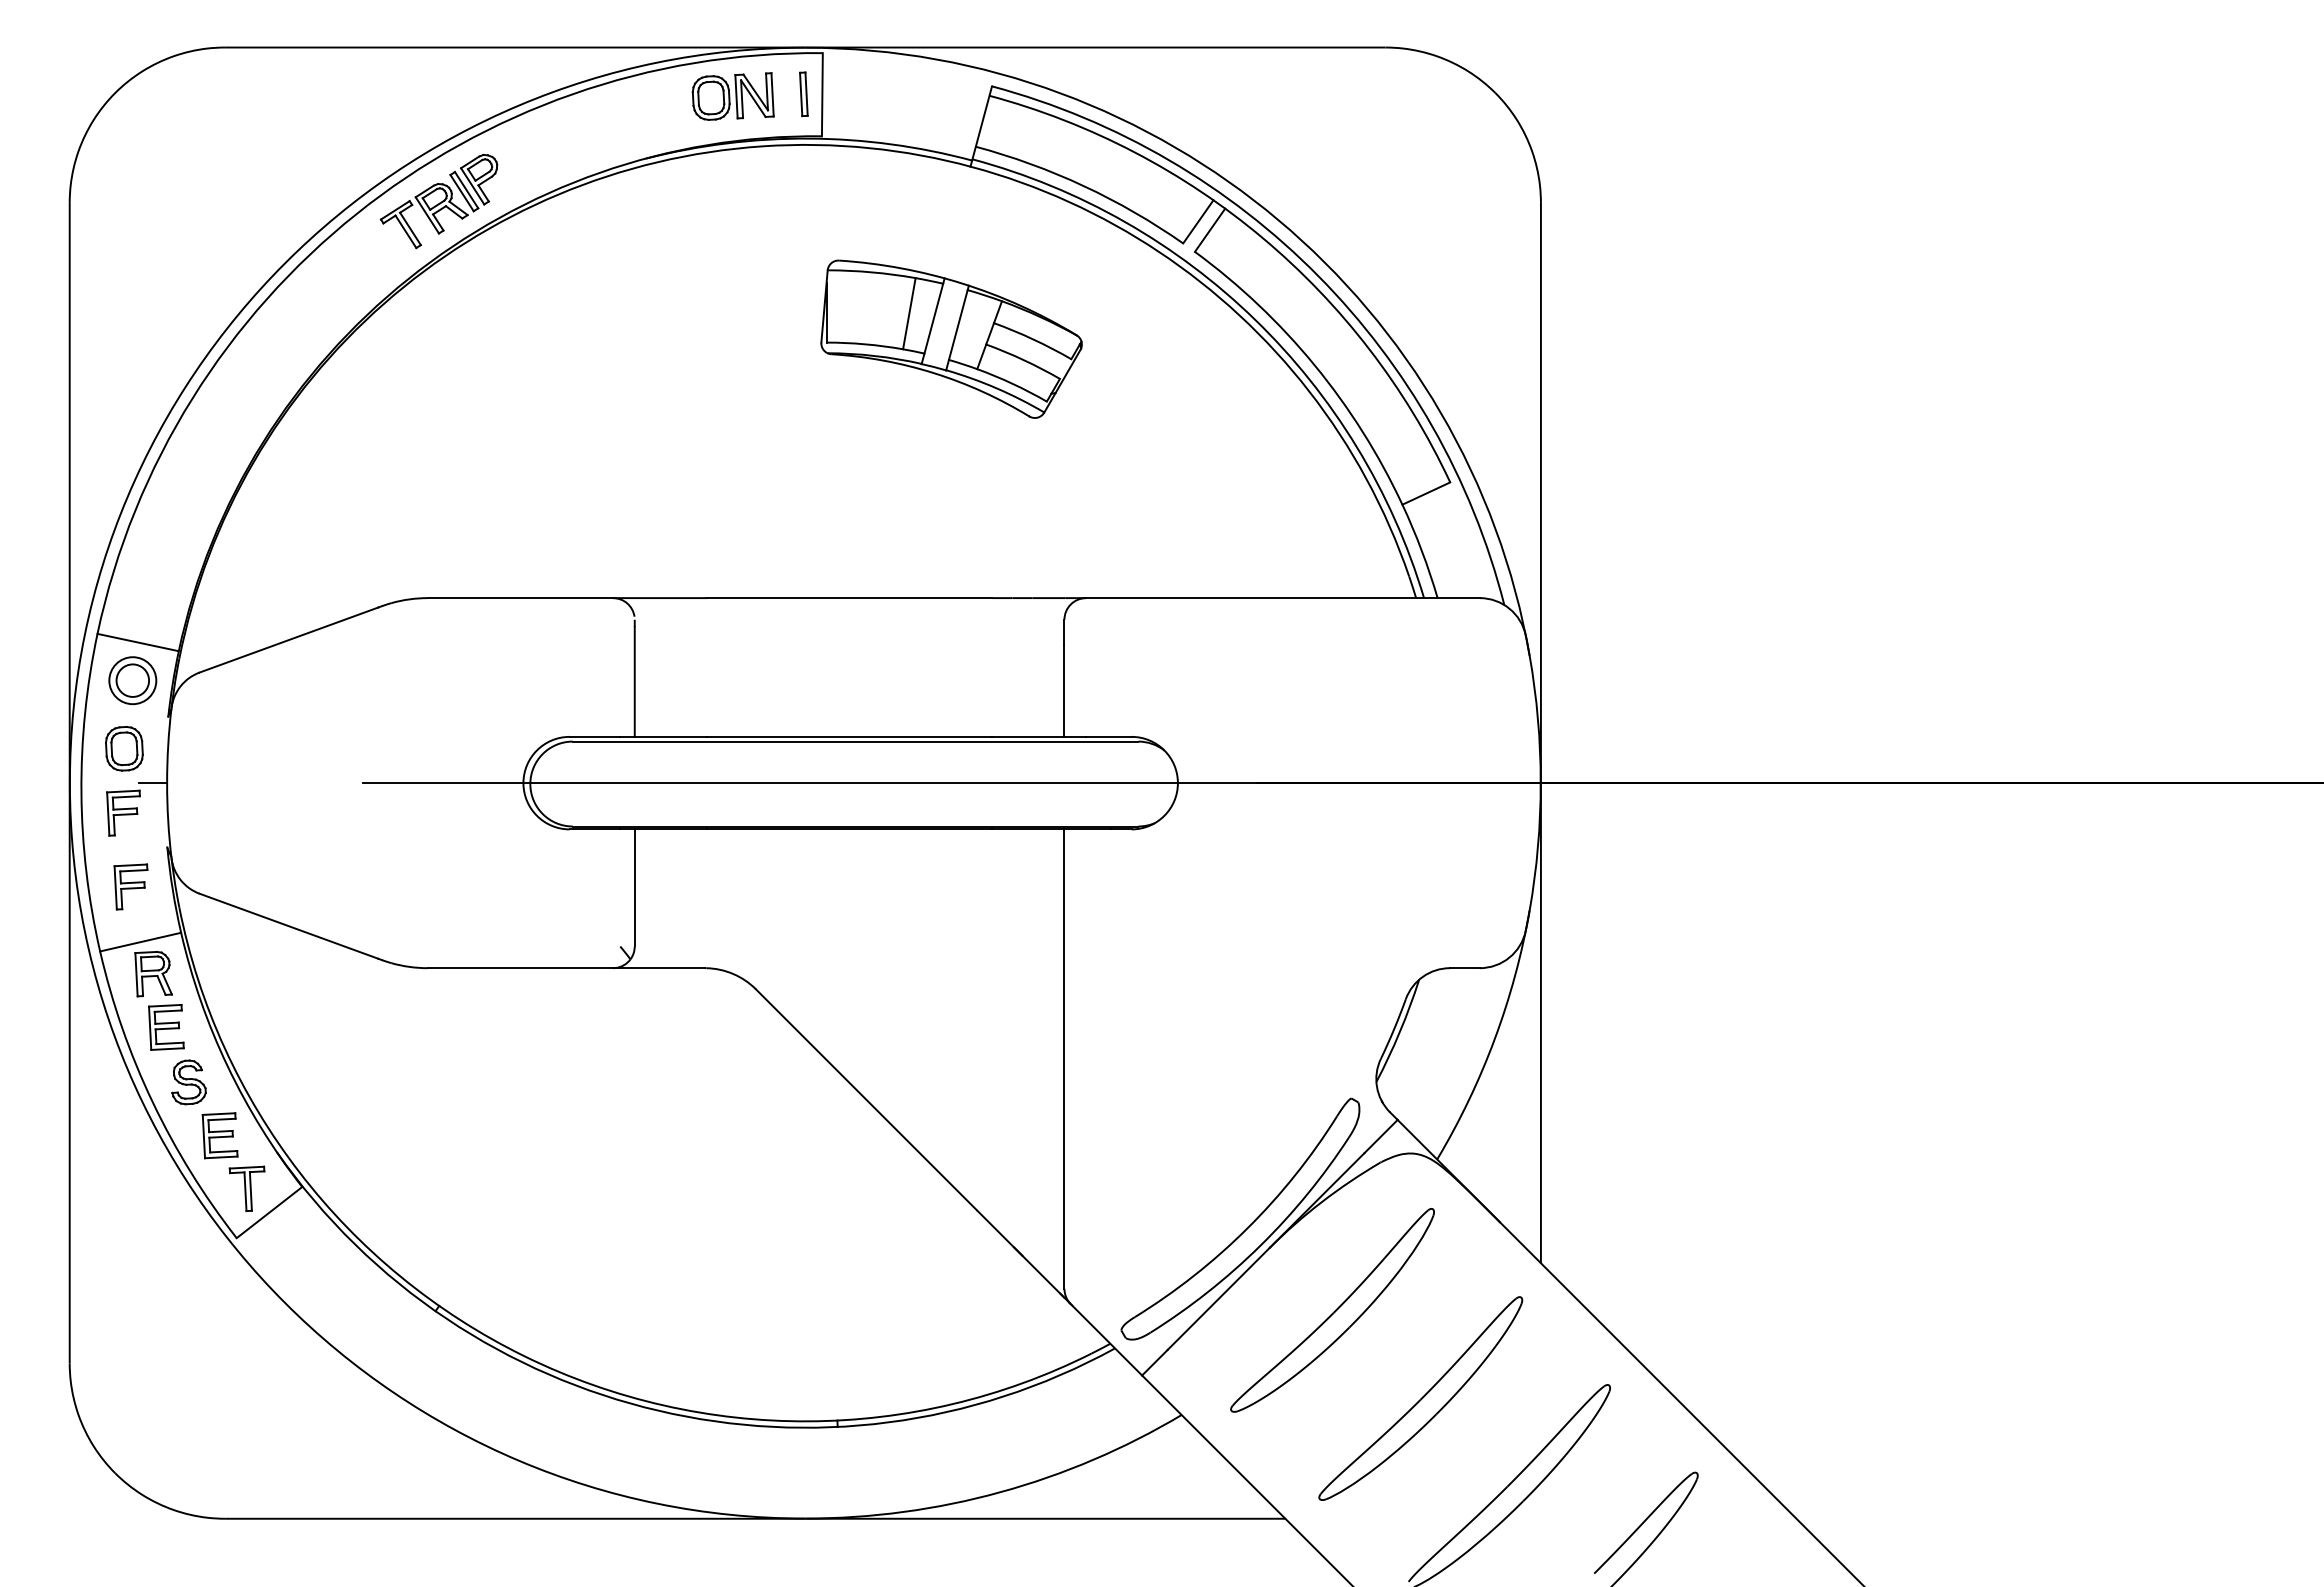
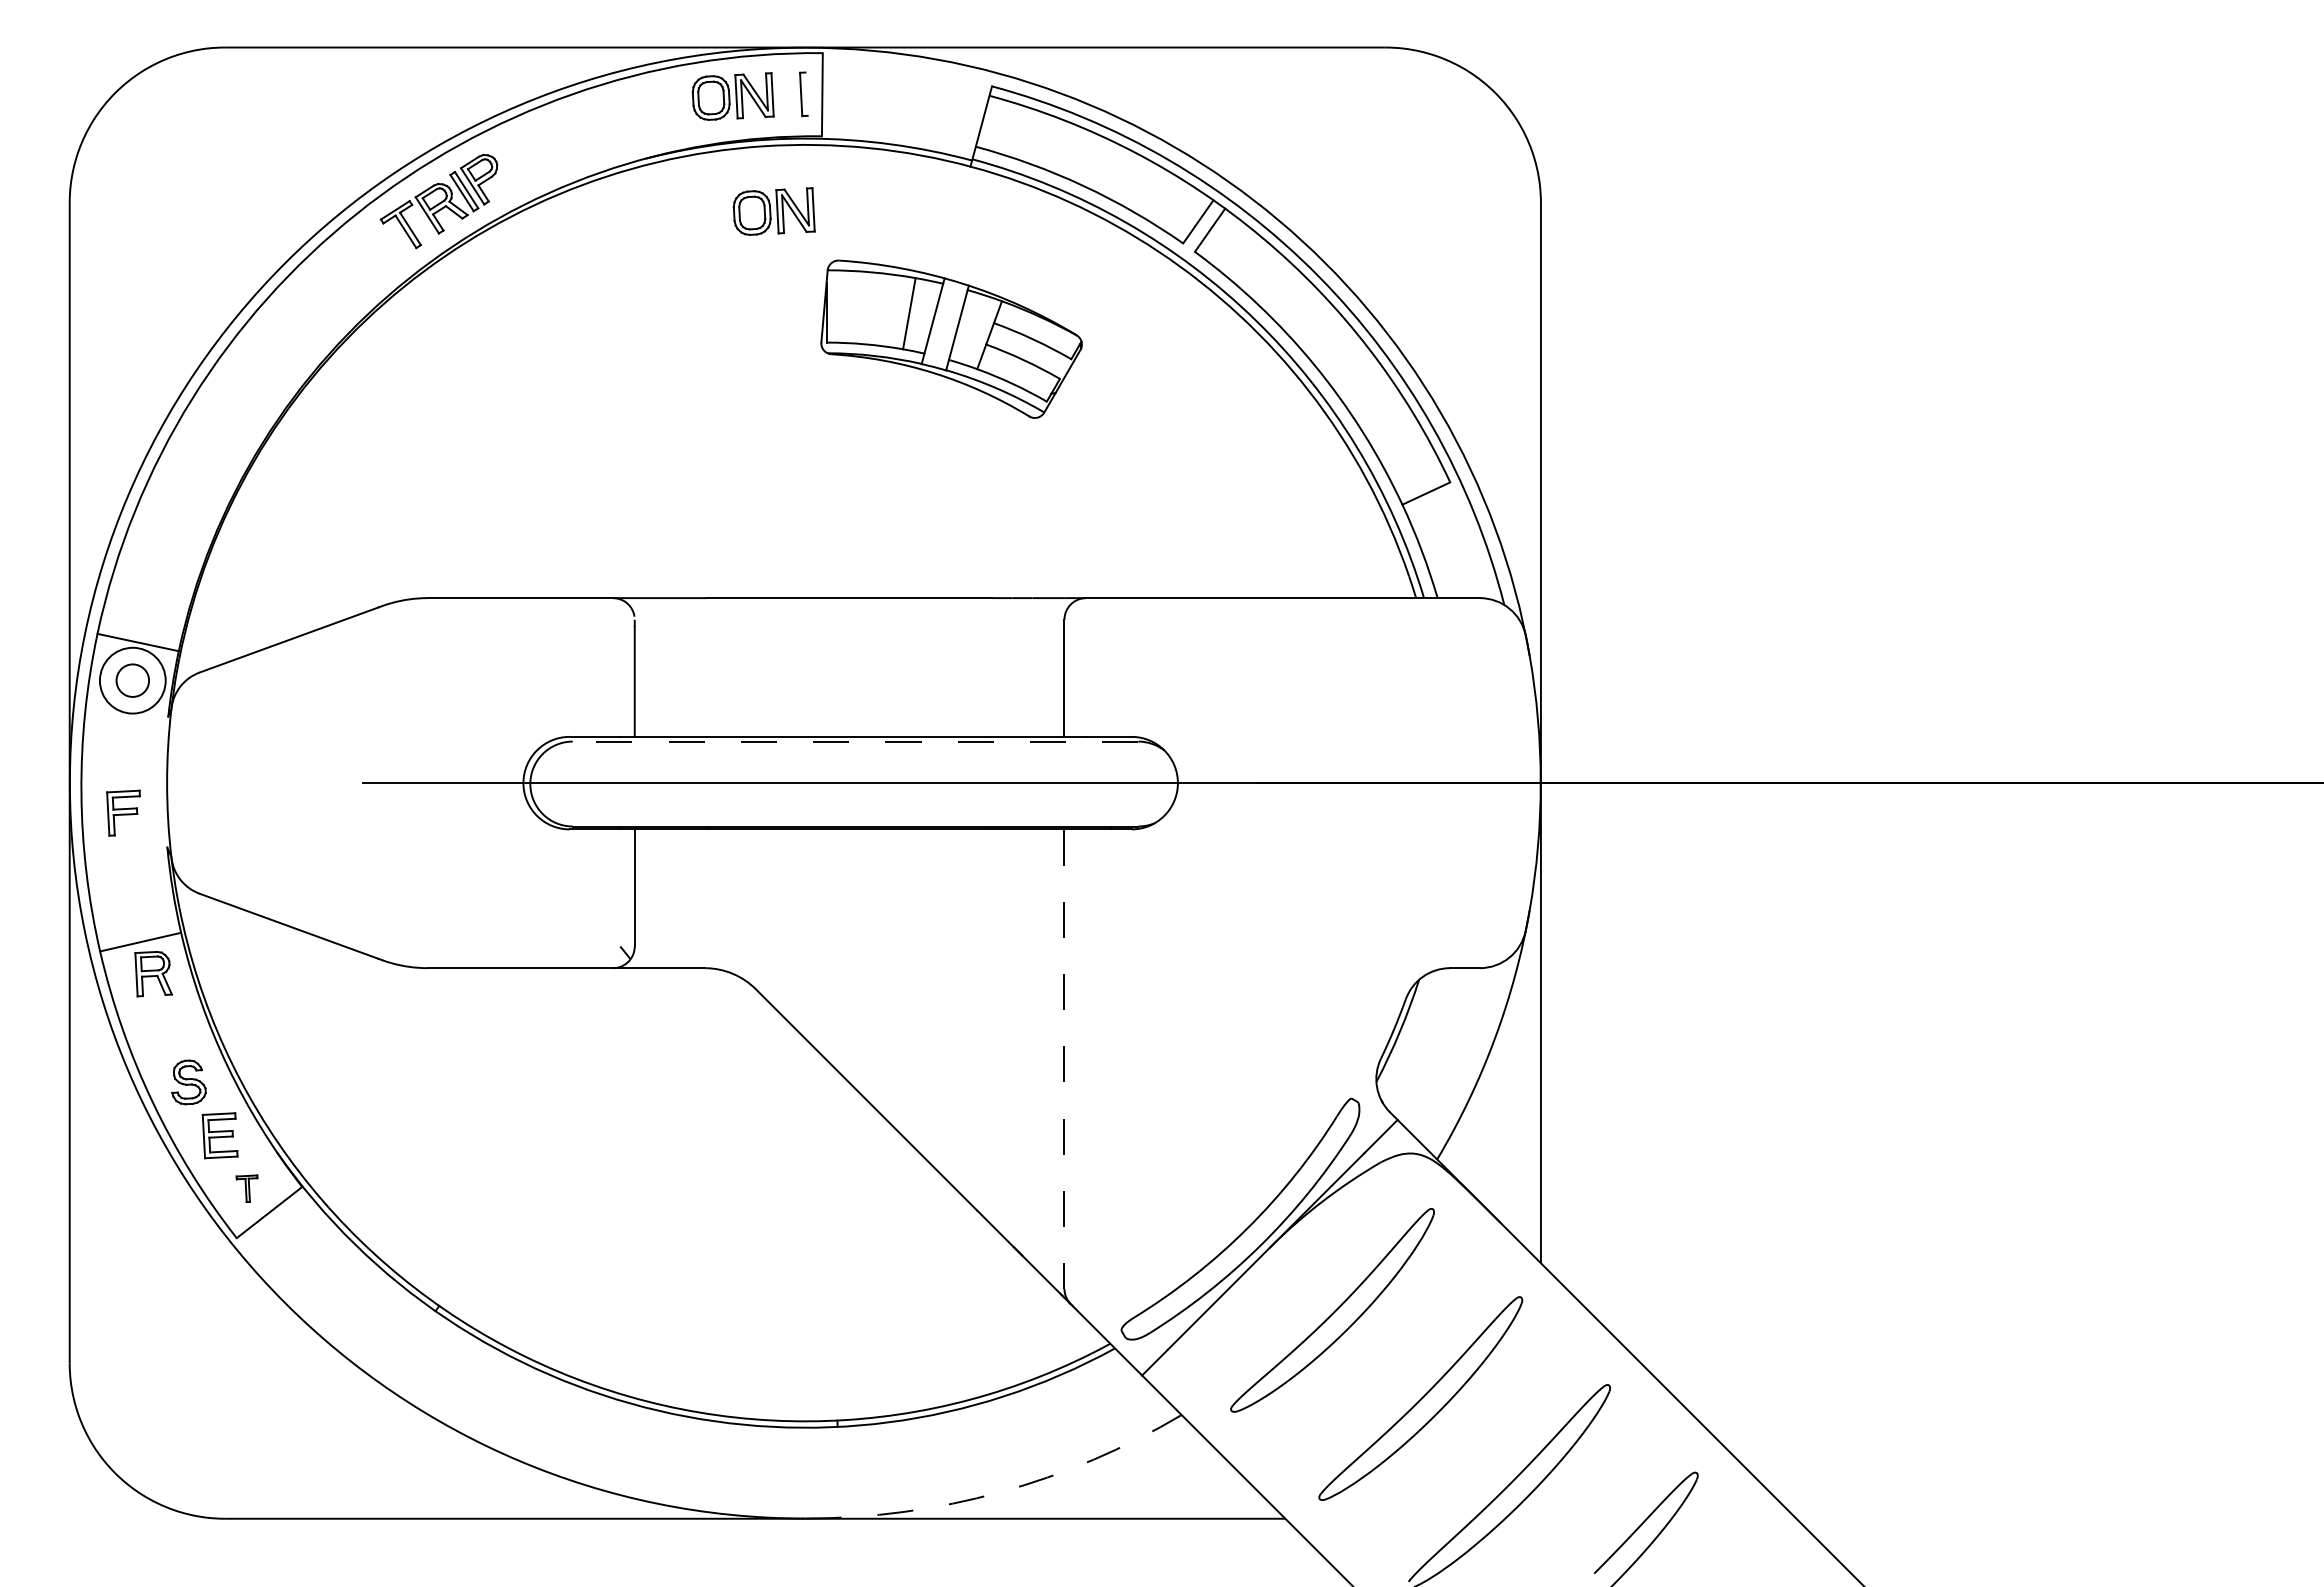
line: present -> none (806, 93)
part: none -> present (773, 211)
circle diameter: 47 px -> 66 px (132, 680)
line: solid -> dashed (855, 741)
part: present -> none (124, 748)
line: present -> none (153, 783)
part: present -> none (130, 886)
part: present -> none (166, 1027)
line: solid -> dashed (1064, 1059)
part size: 38x47 px -> 24x29 px (246, 1188)
arc: solid -> dashed (1000, 1492)
